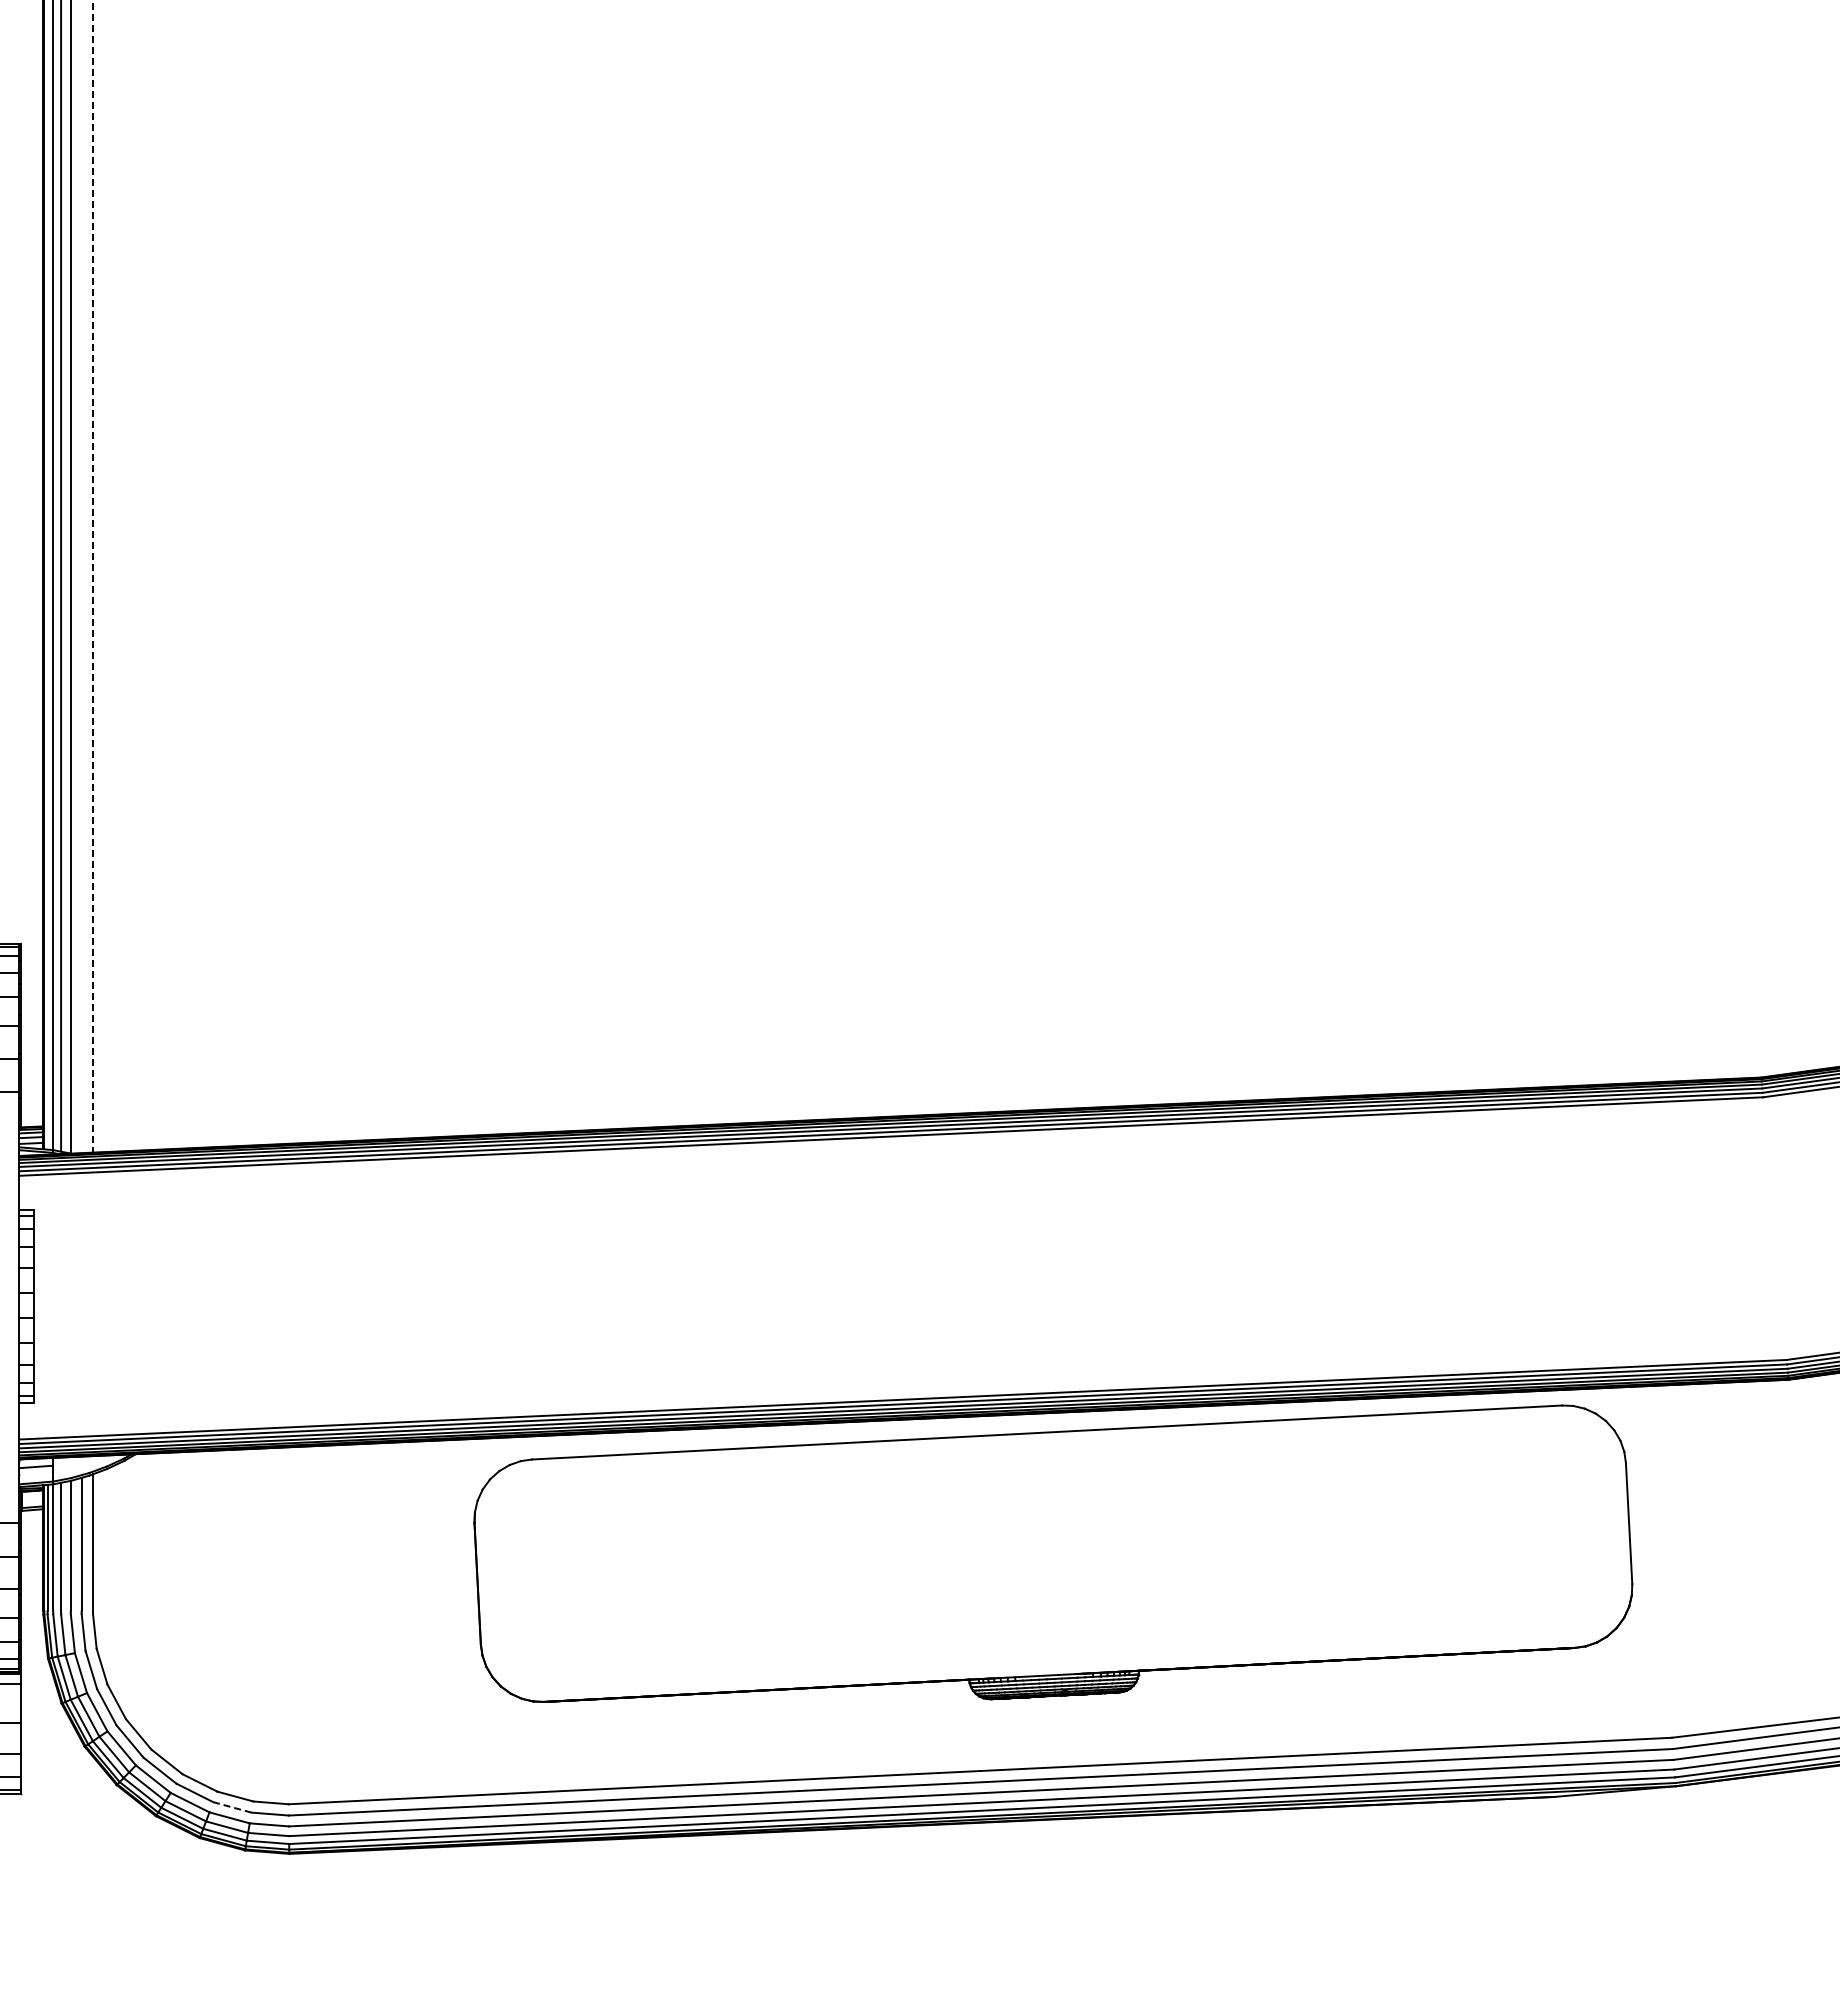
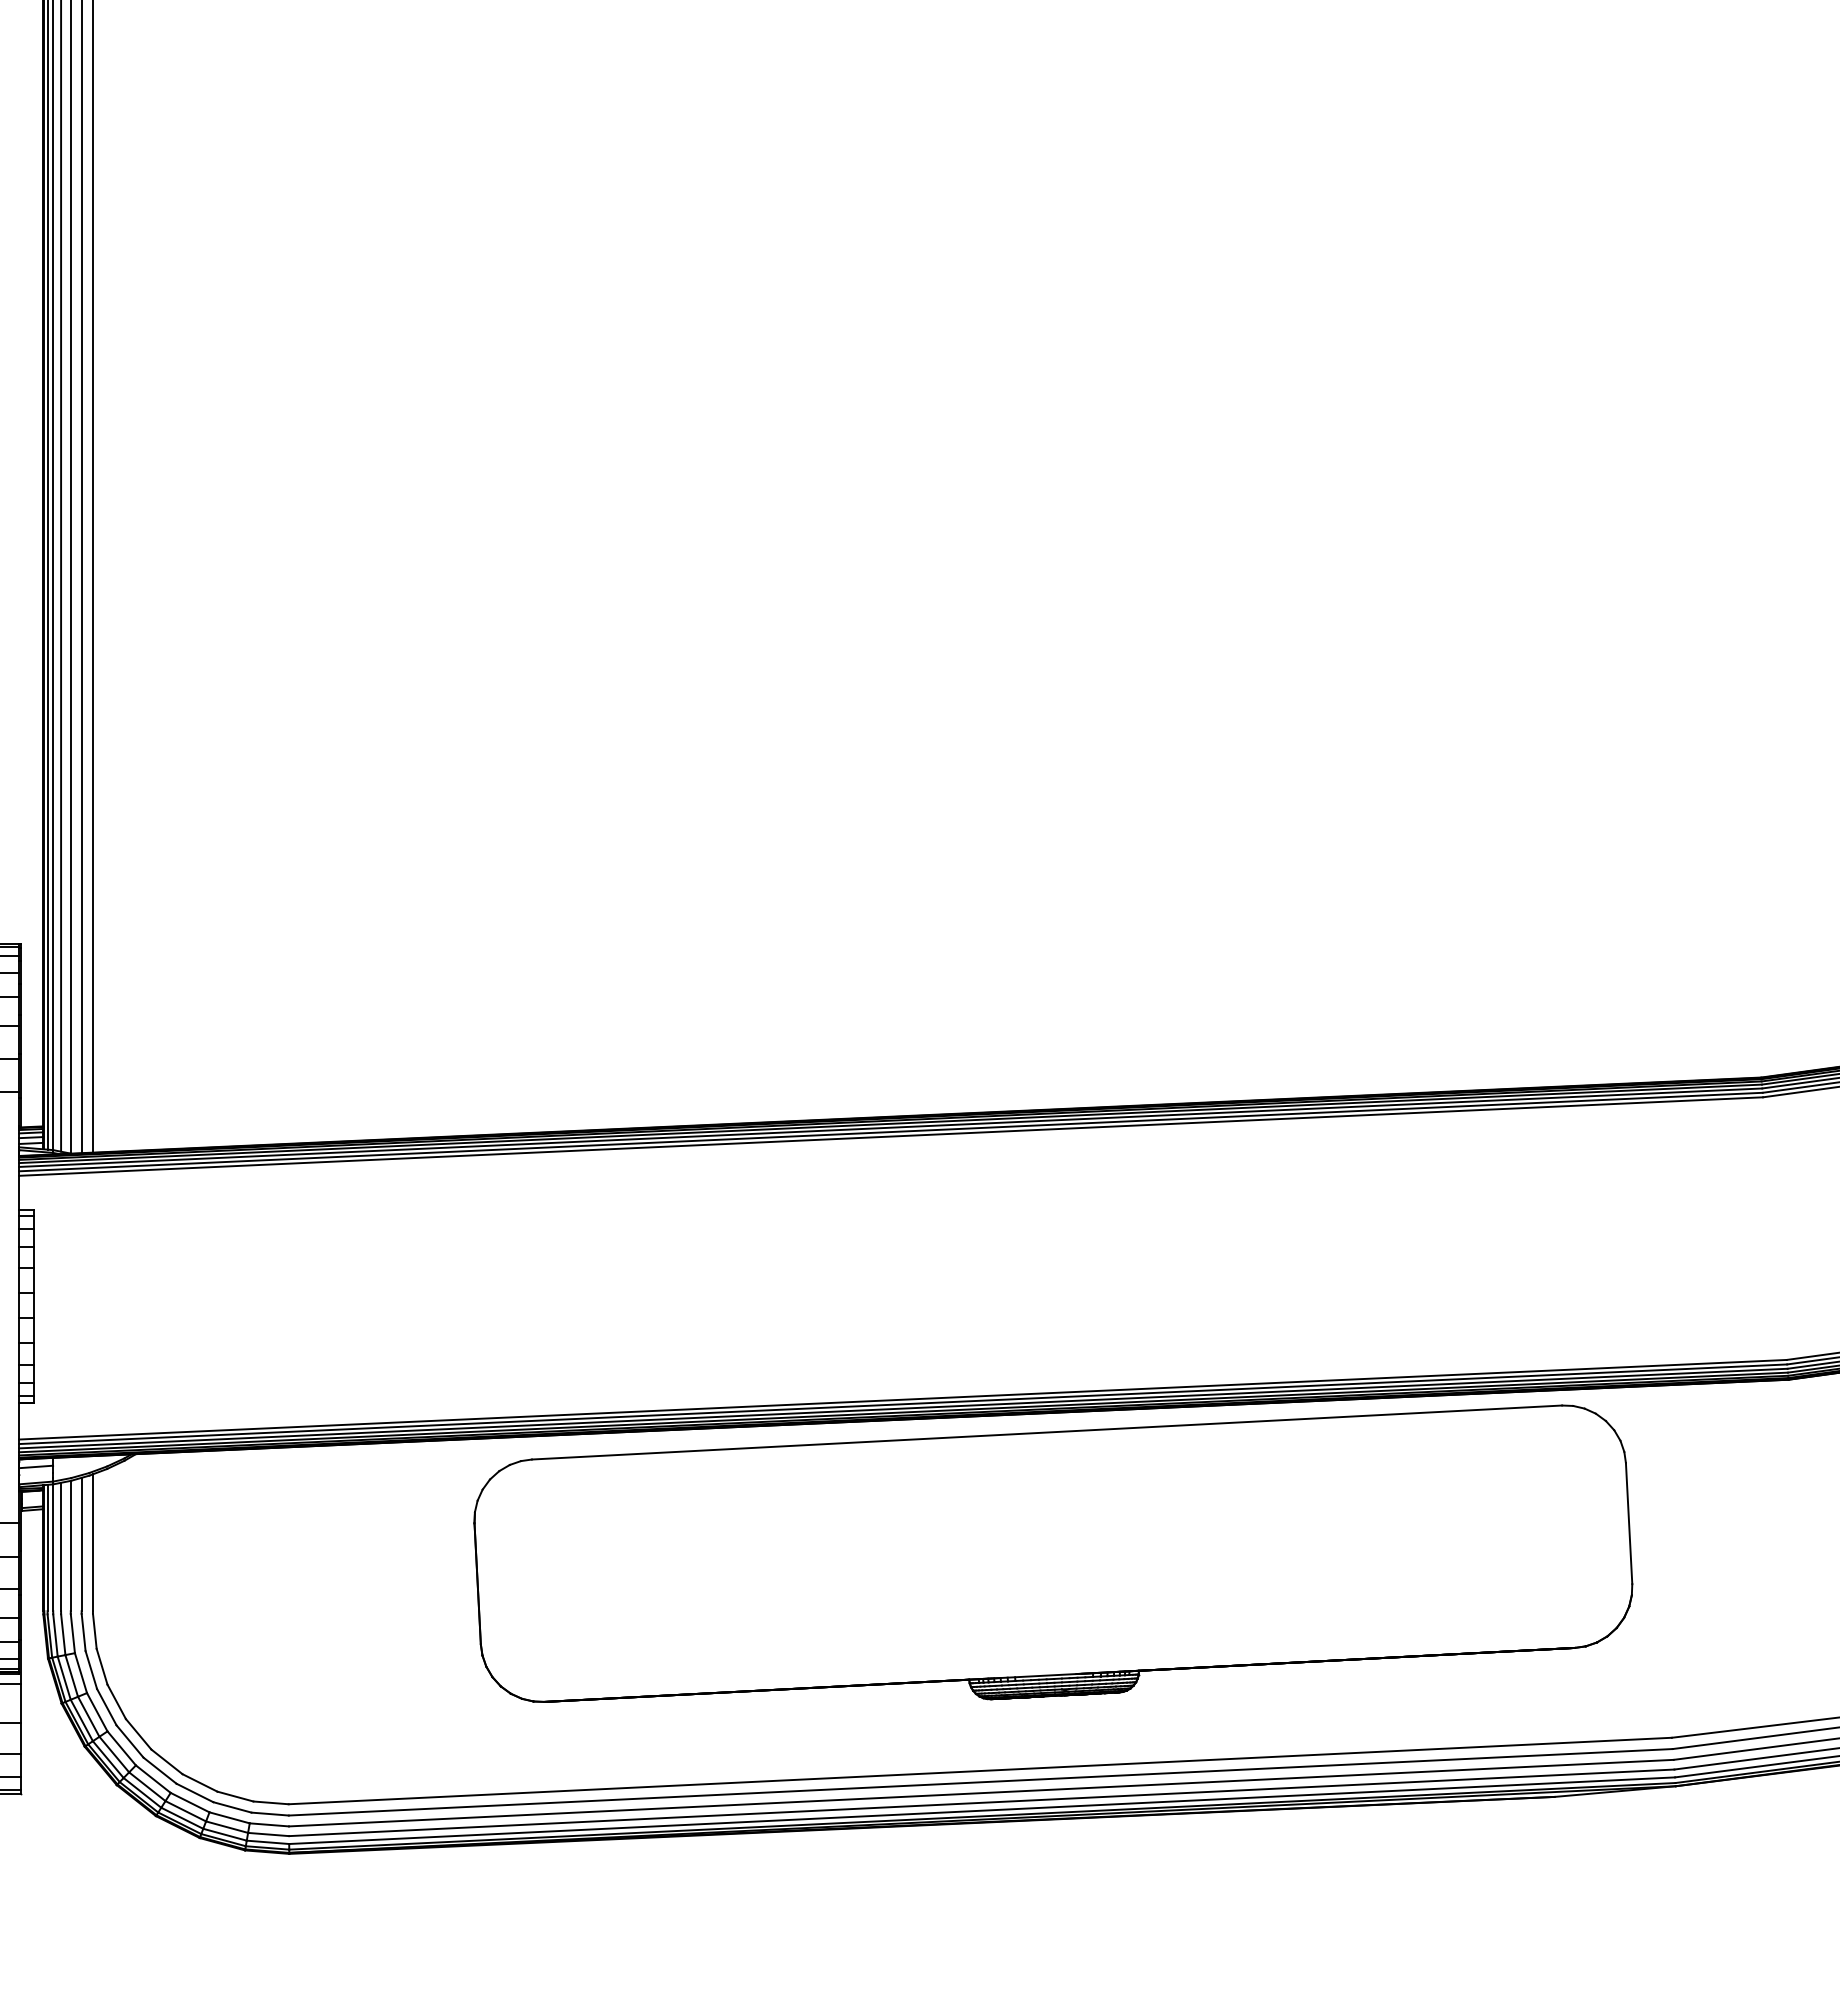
line: none -> present (47, 575)
line: dashed -> solid (92, 576)
line: none -> present (81, 577)
line: dashed -> solid (232, 1807)
